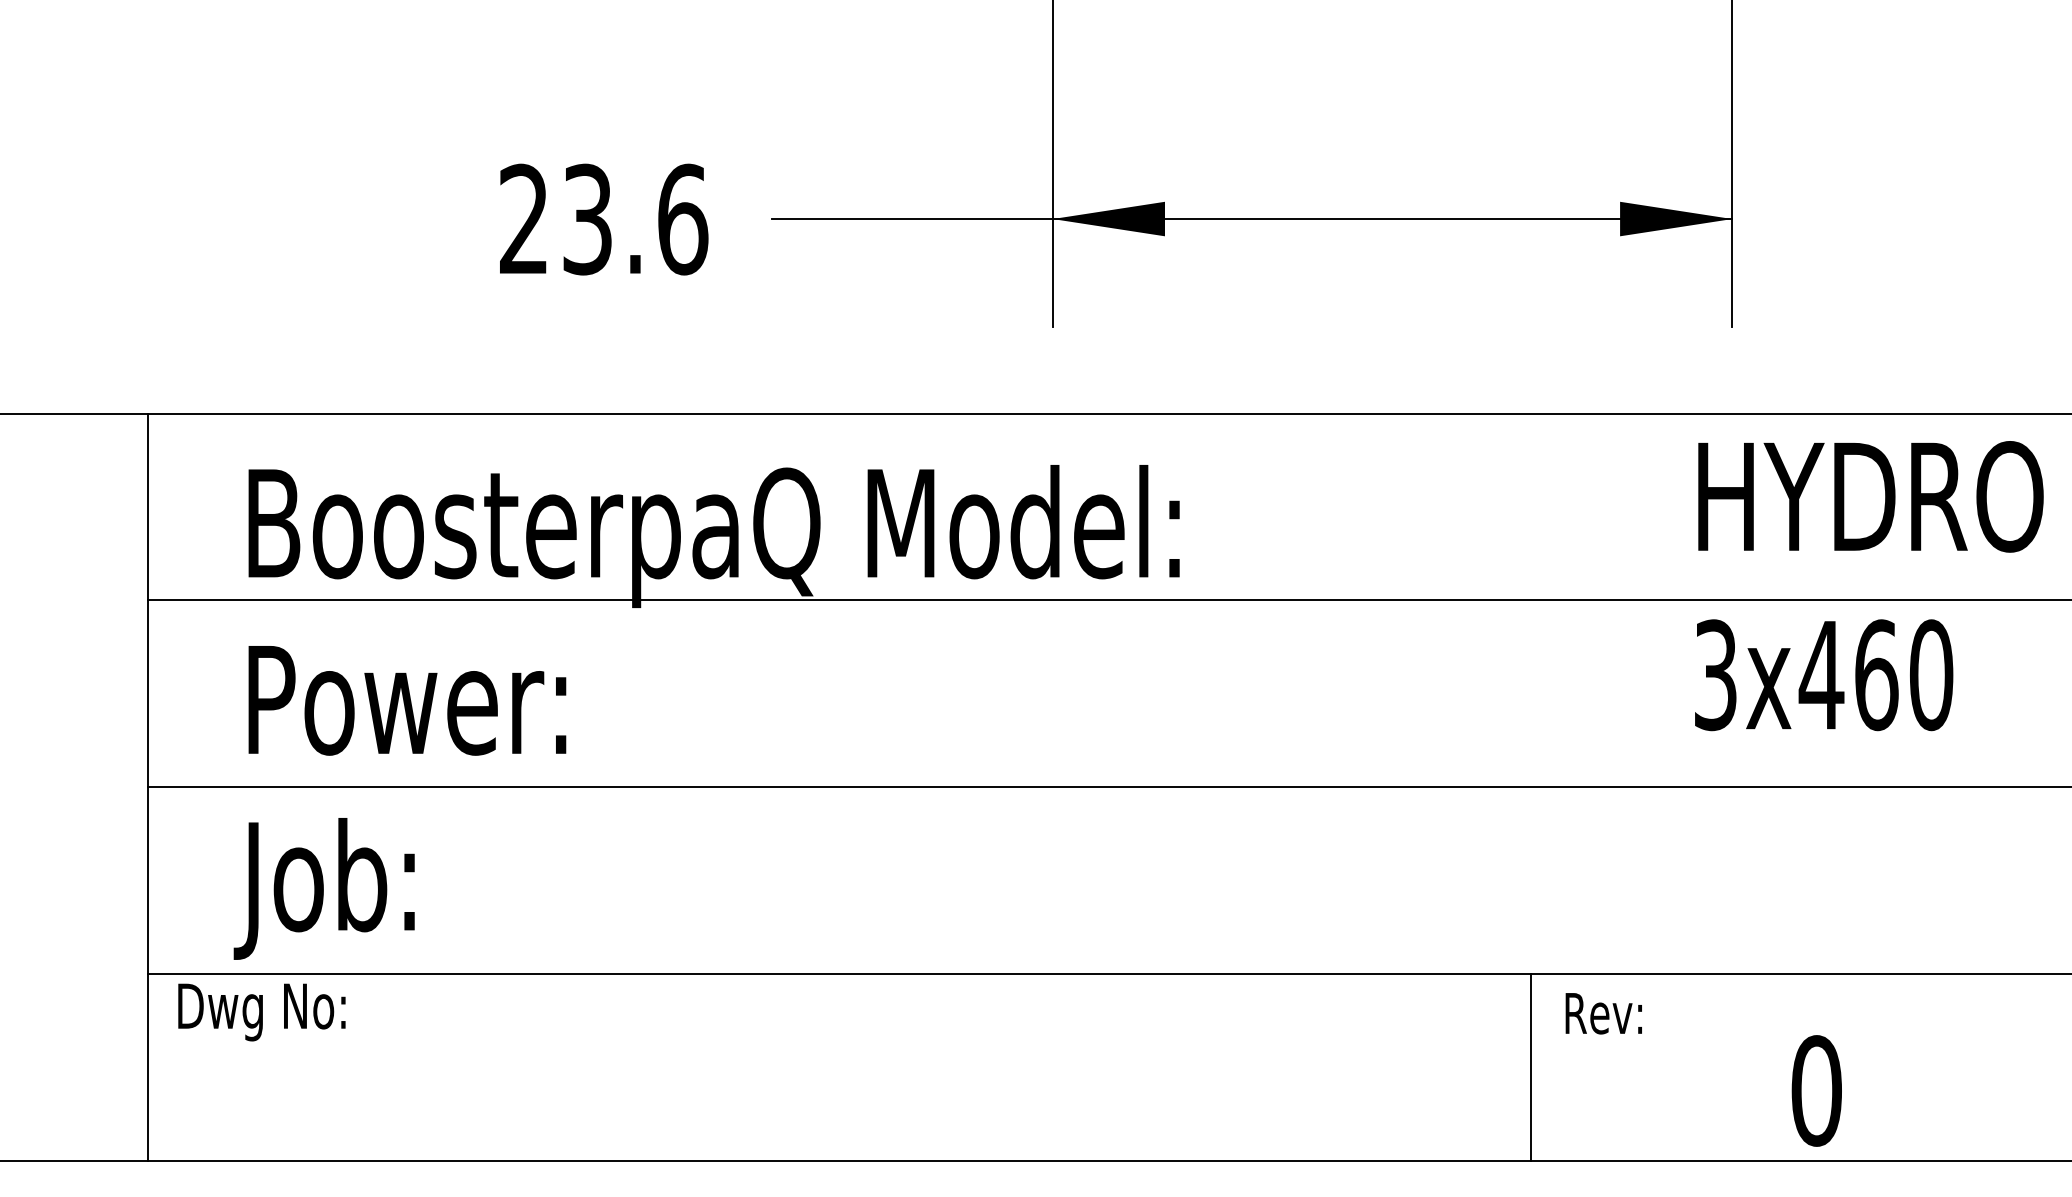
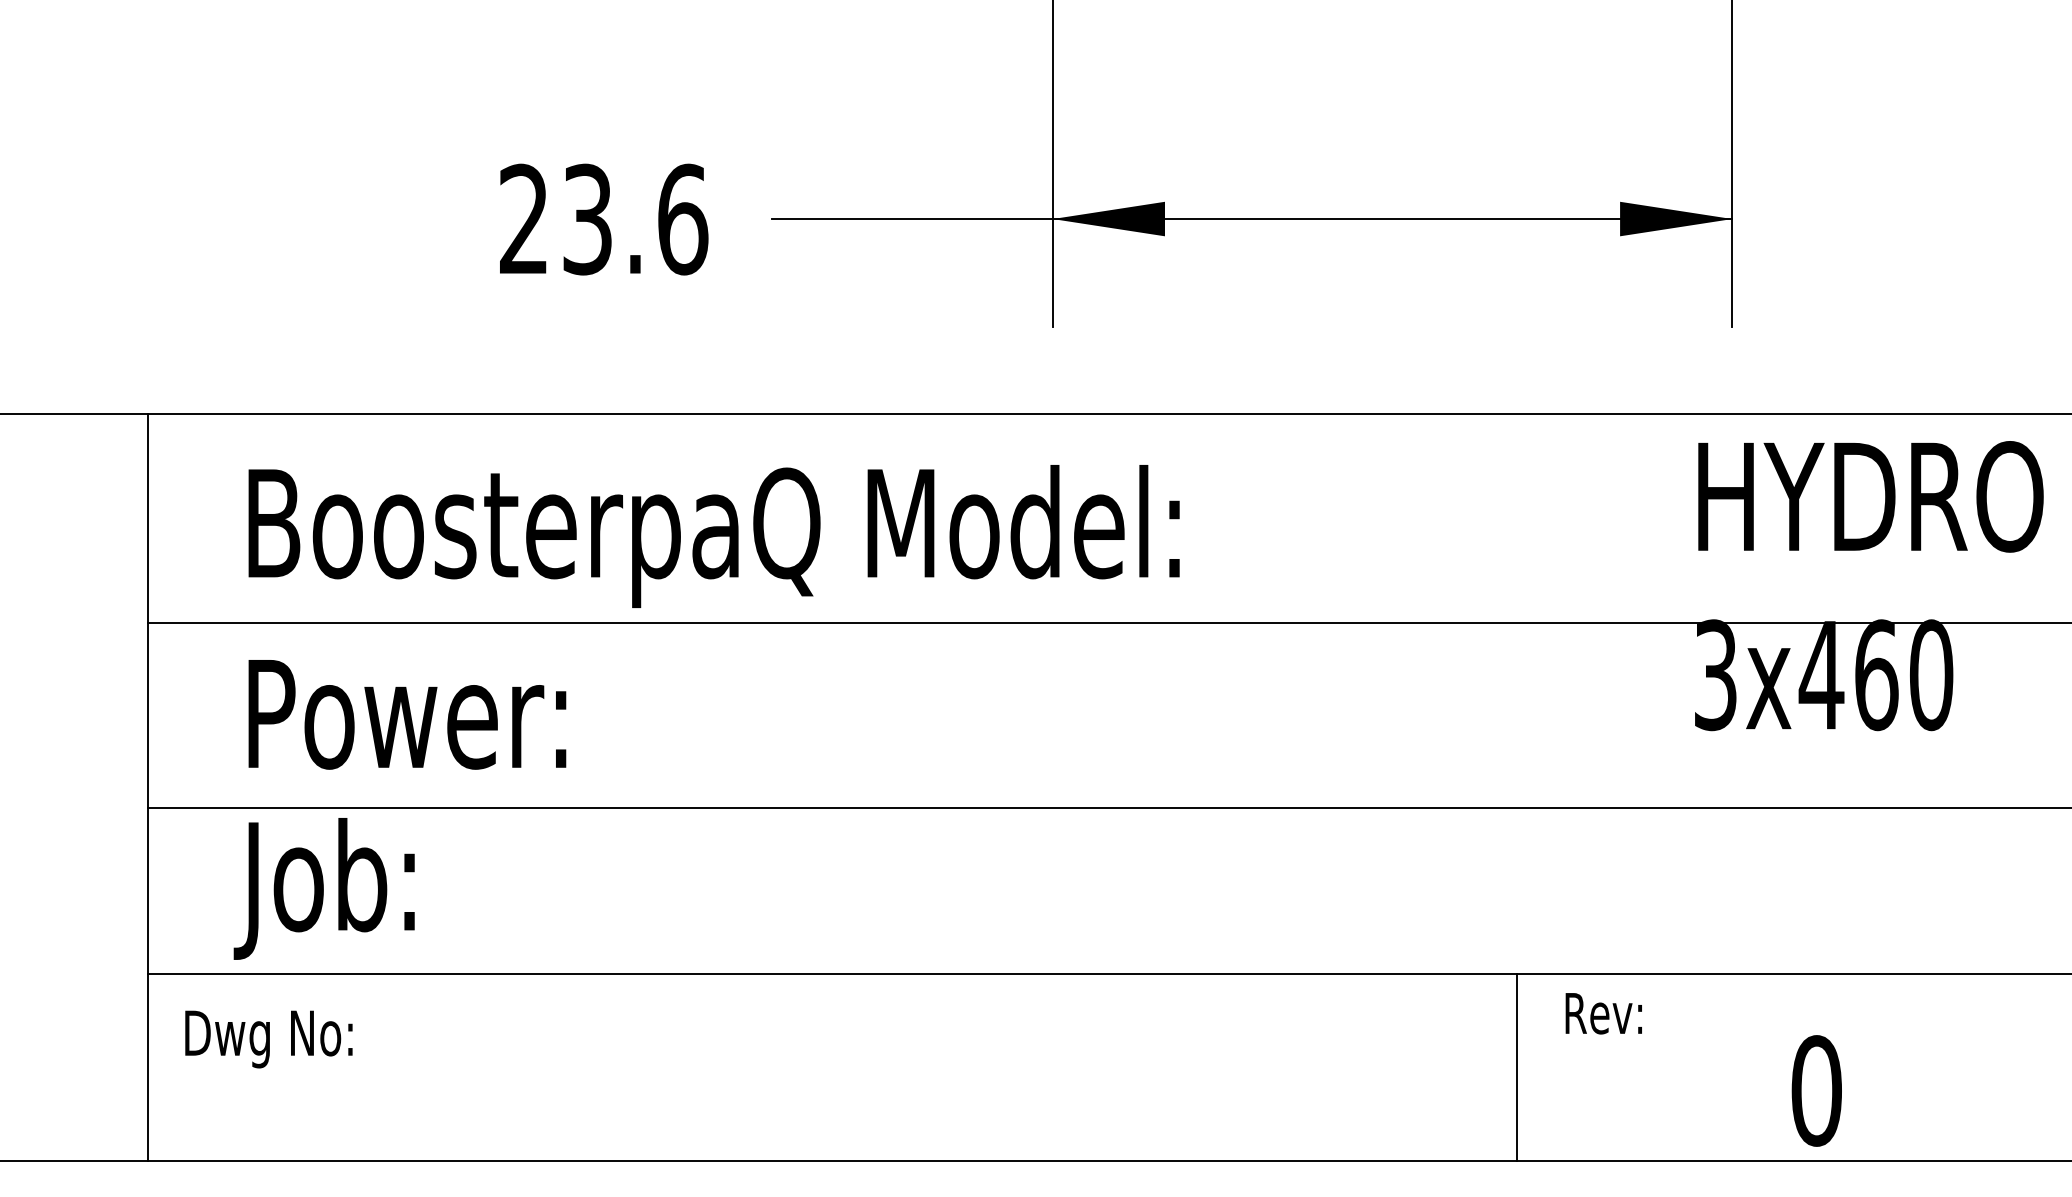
line position: (1108, 600) -> (1108, 623) (1108, 623)
text position: (407, 700) -> (407, 714) (407, 714)
line position: (1108, 787) -> (1108, 808) (1108, 808)
text position: (261, 1012) -> (268, 1039) (268, 1039)
line position: (1530, 1067) -> (1516, 1067) (1516, 1067)
